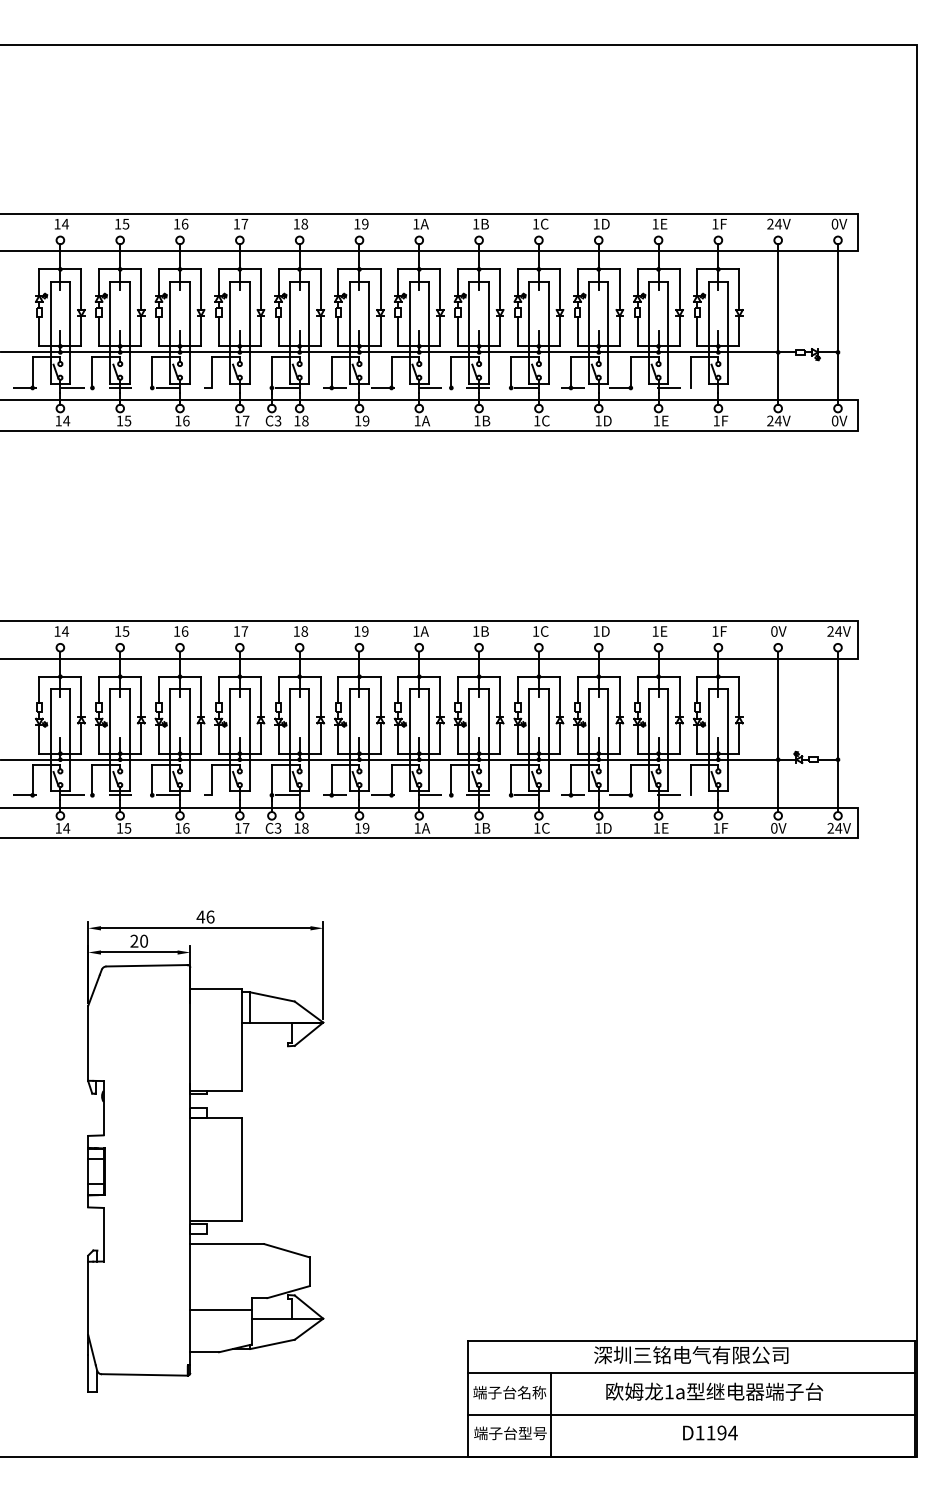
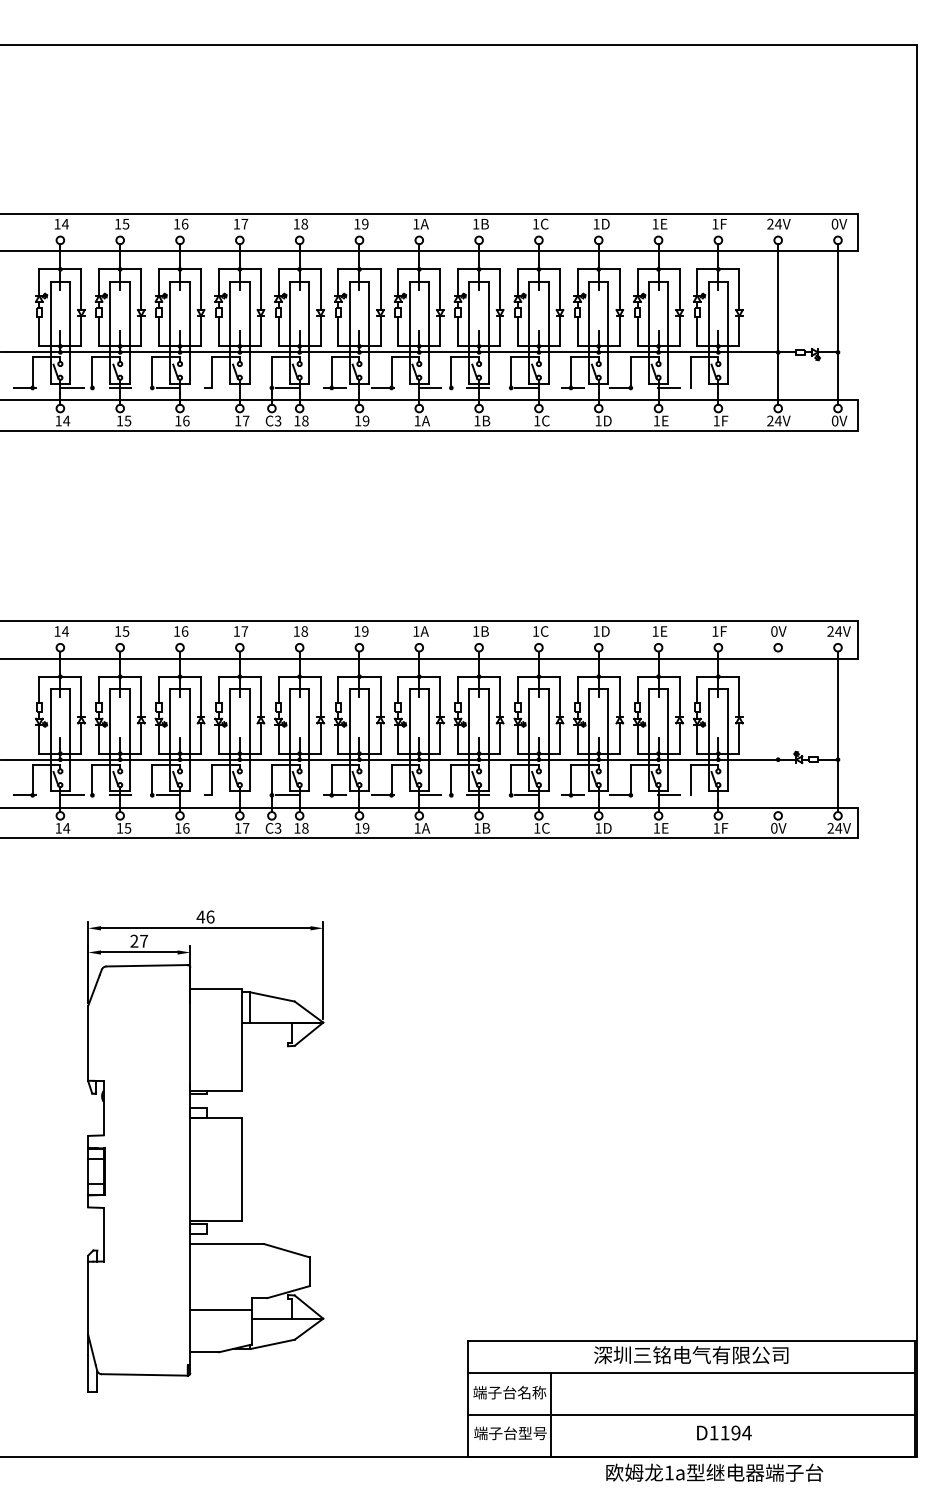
line: present -> none (778, 731)
text: 20 -> 27 (144, 940)
text position: (714, 1391) -> (714, 1472) (714, 1472)
text position: (710, 1432) -> (724, 1432) (724, 1432)
